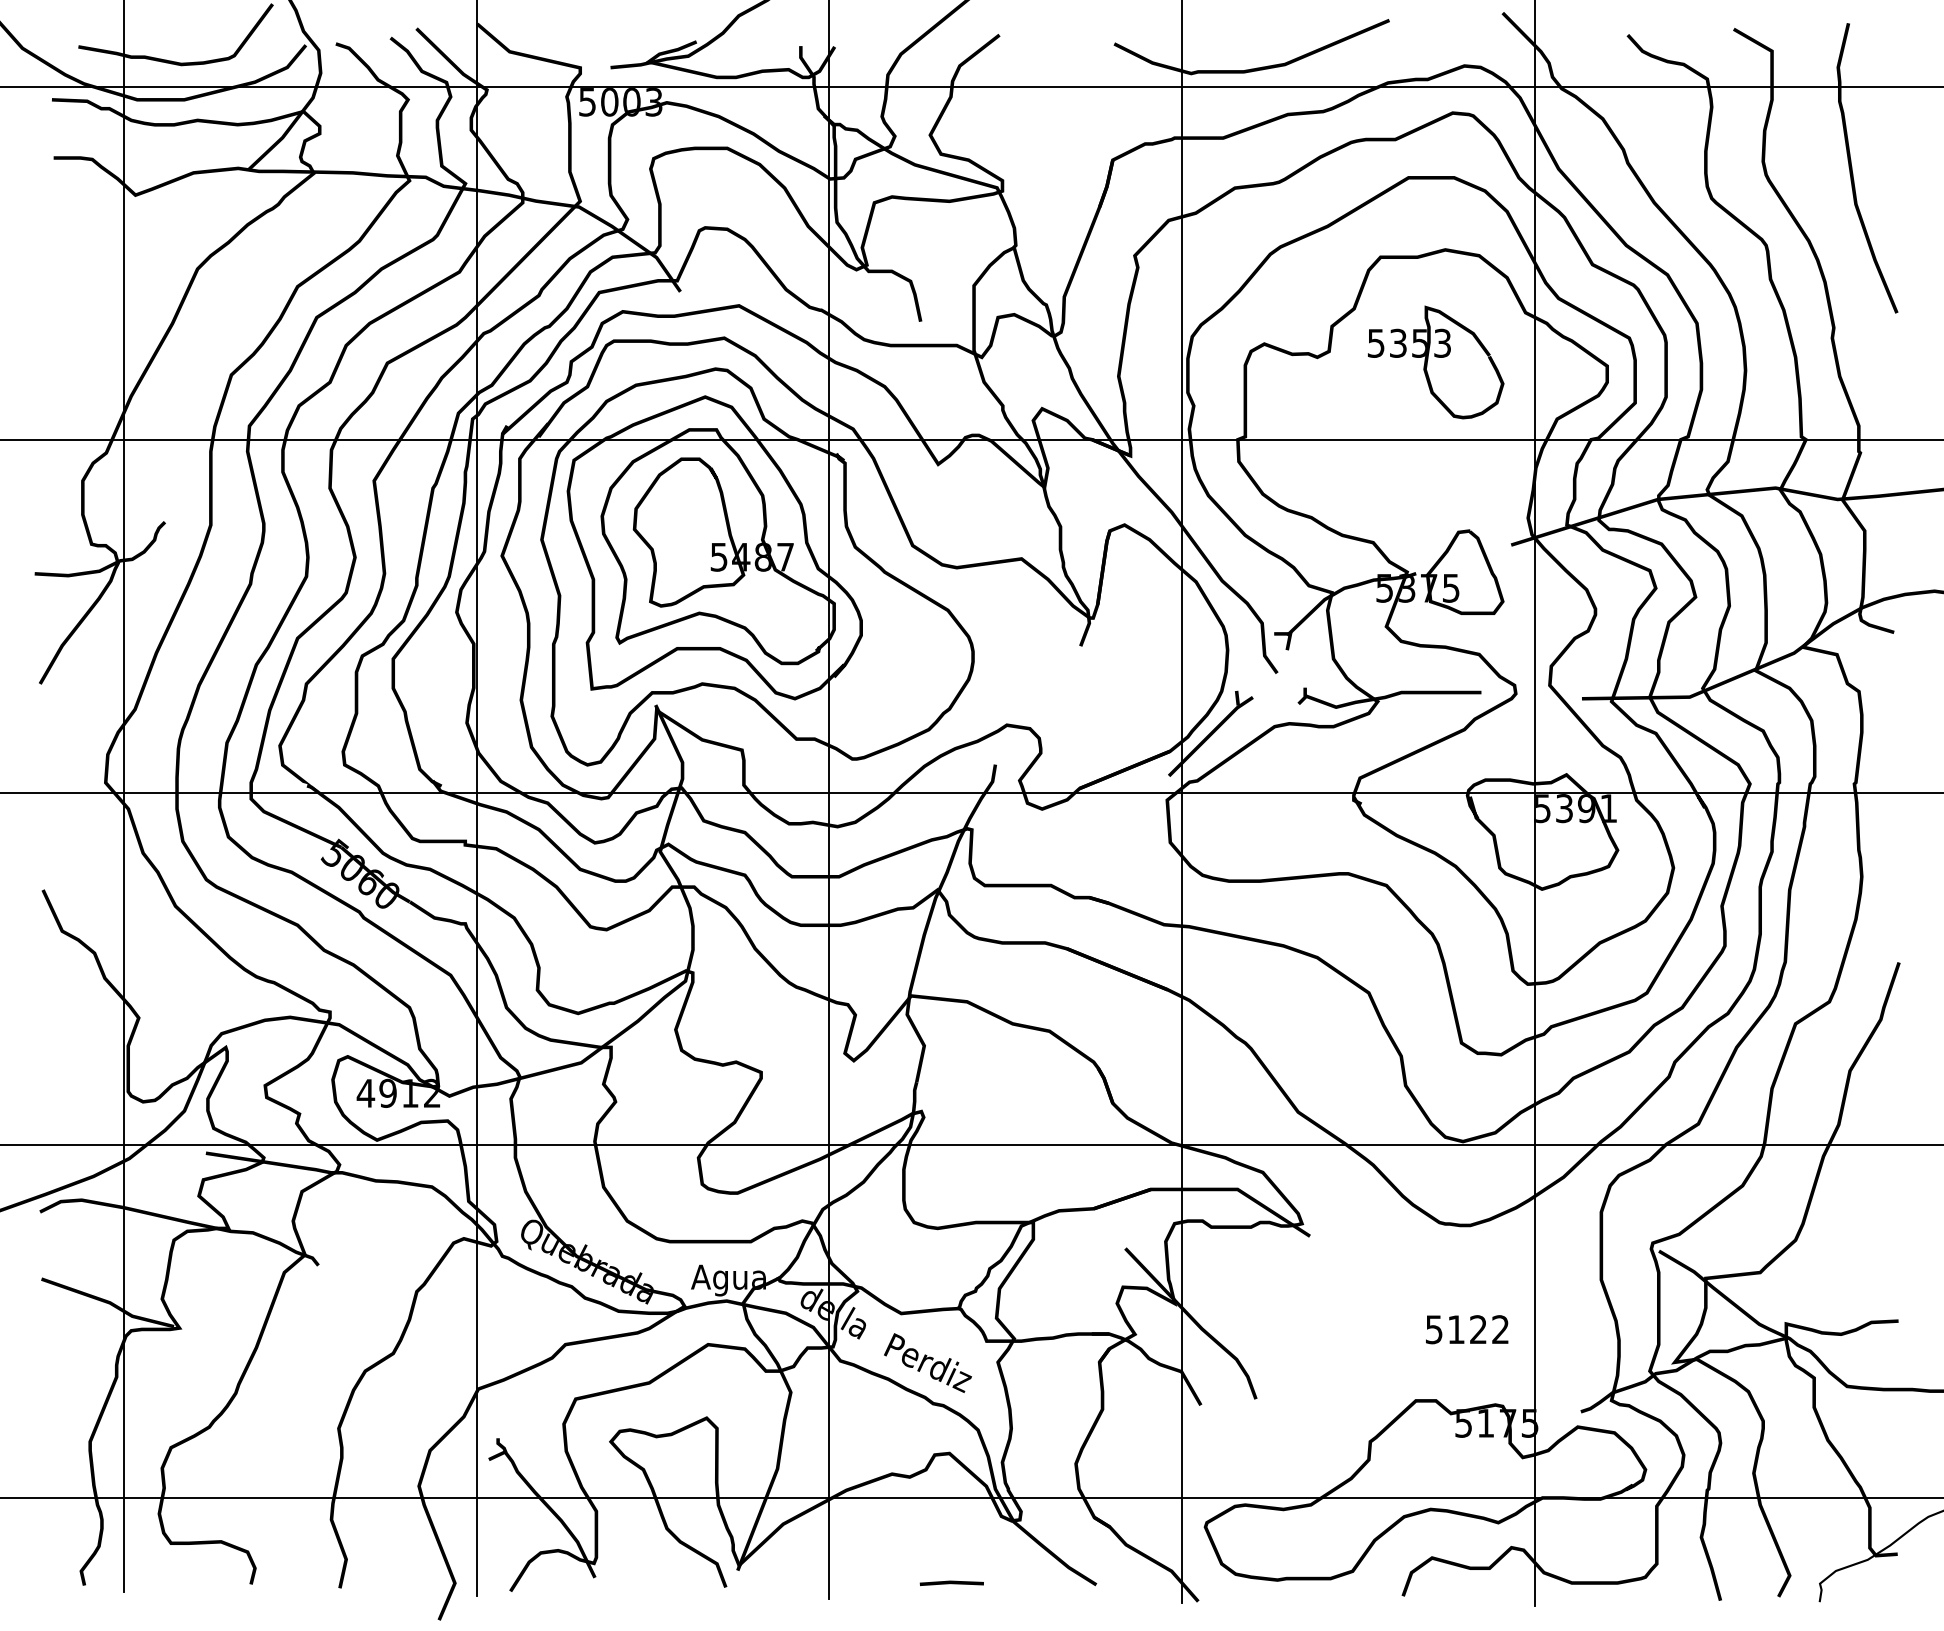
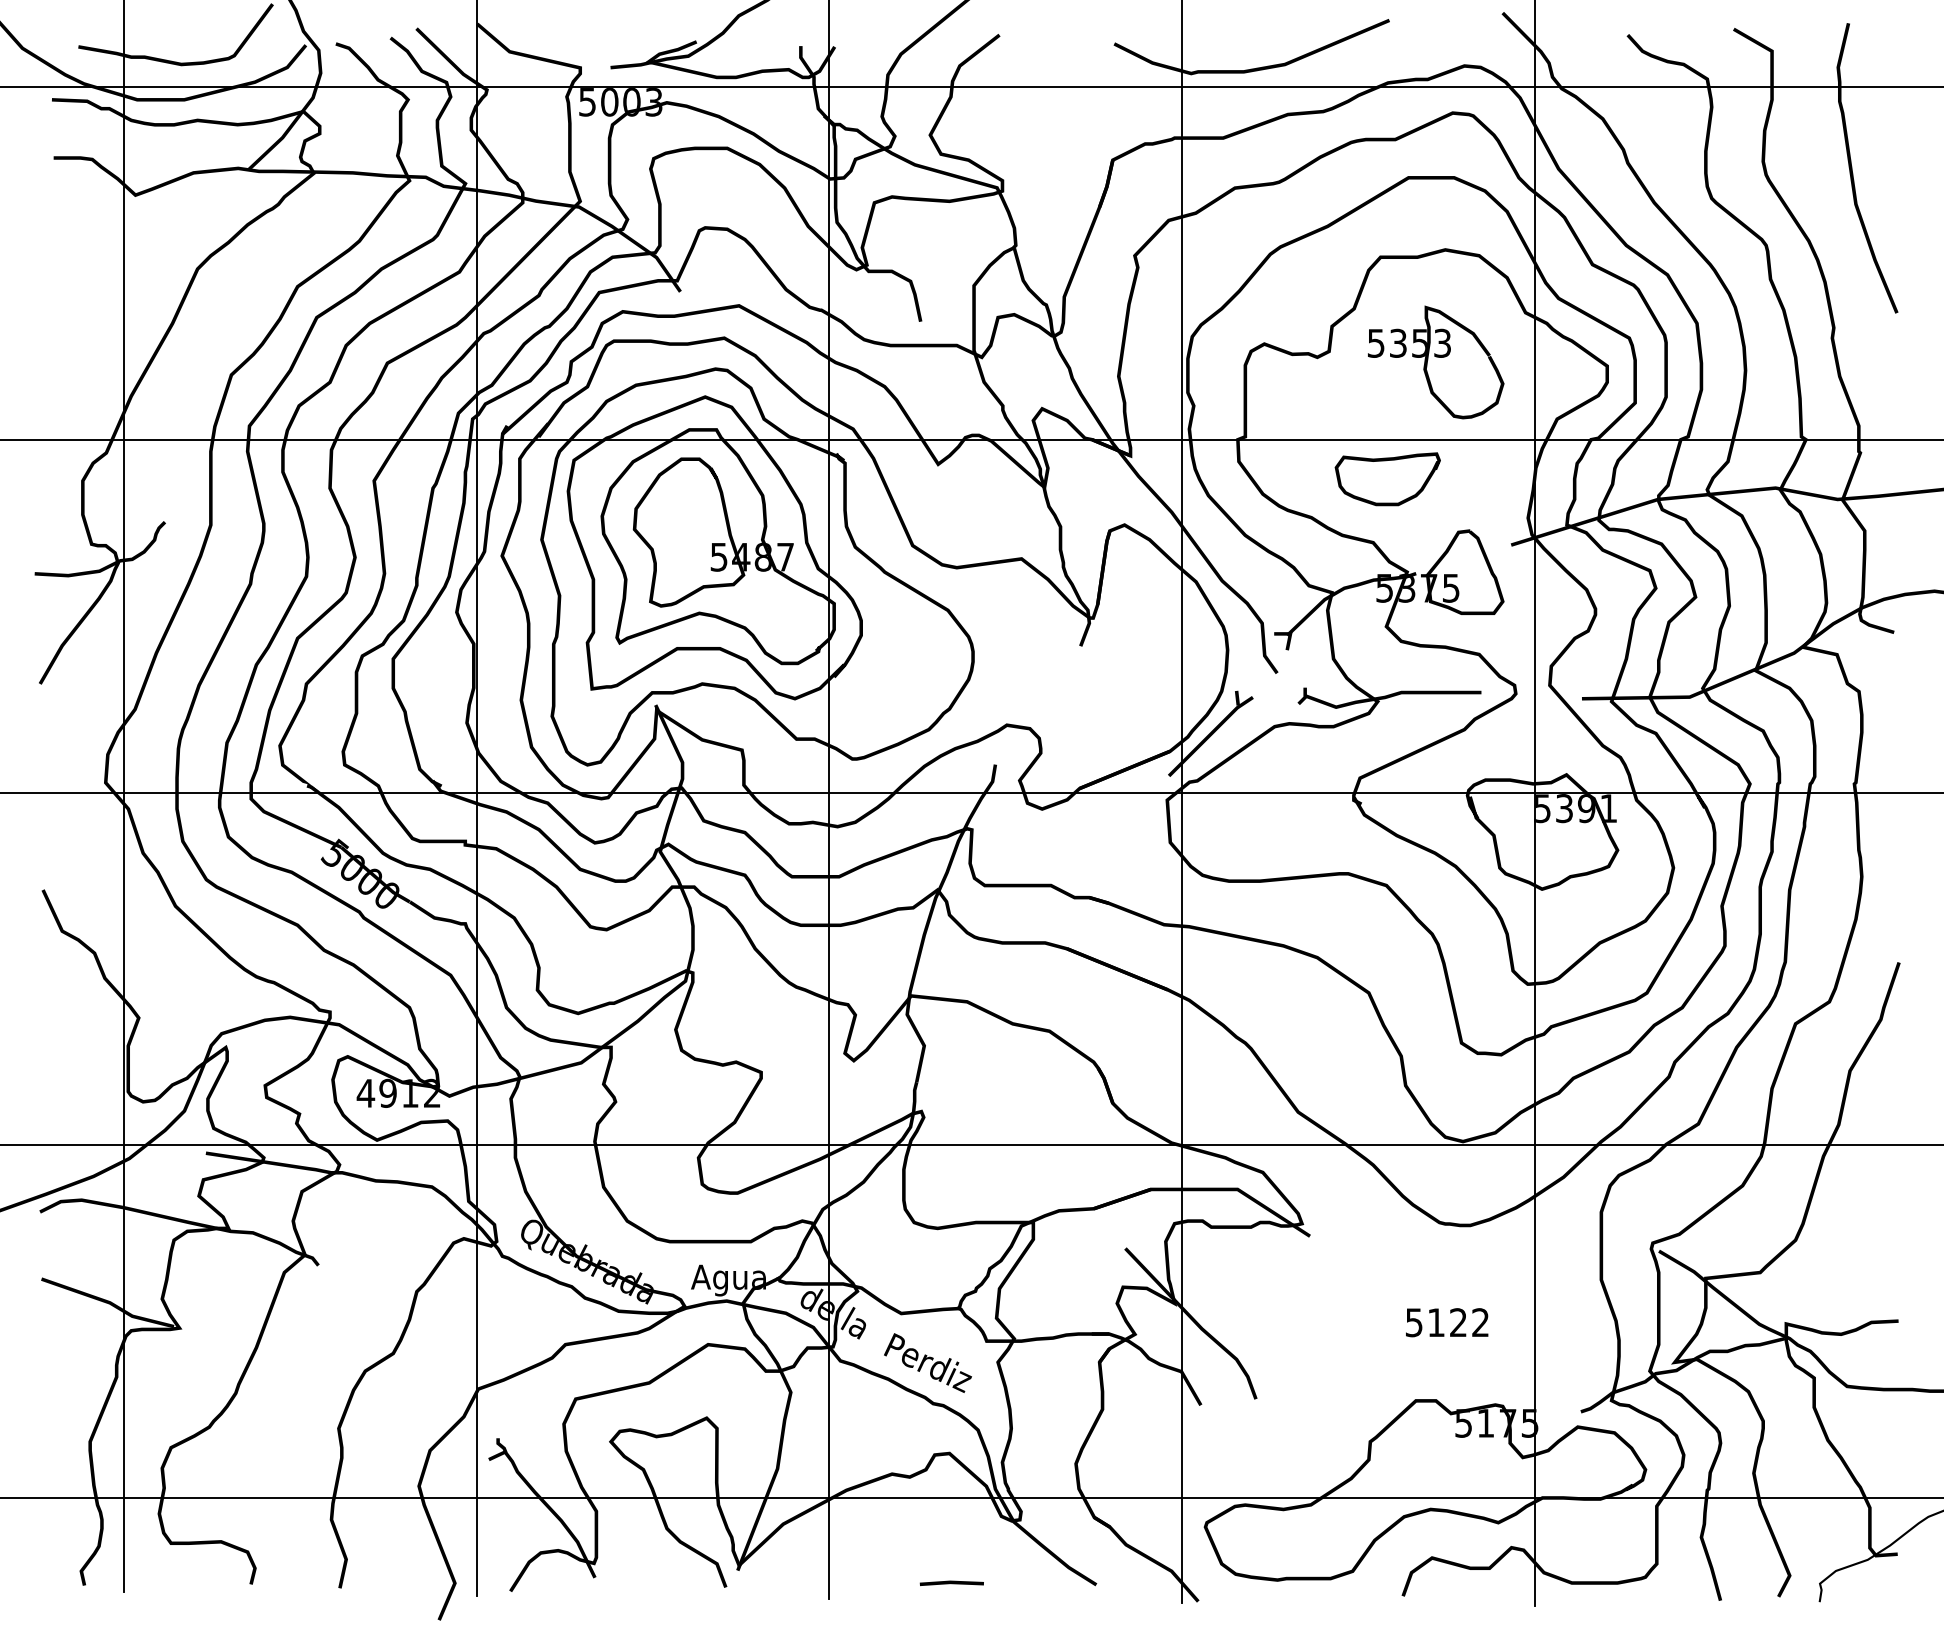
curve: none -> present (1386, 461)
text: 5060 -> 5000 (370, 881)
text position: (1467, 1329) -> (1447, 1322) (1447, 1322)
